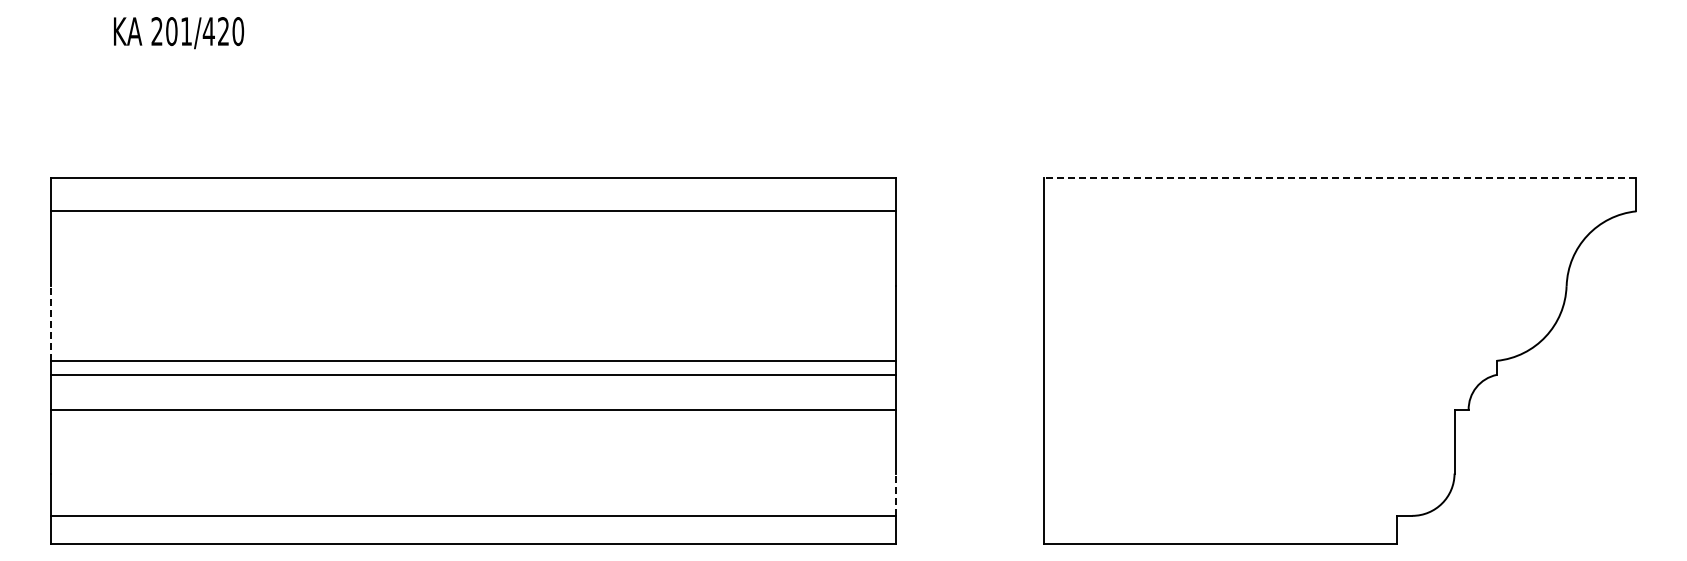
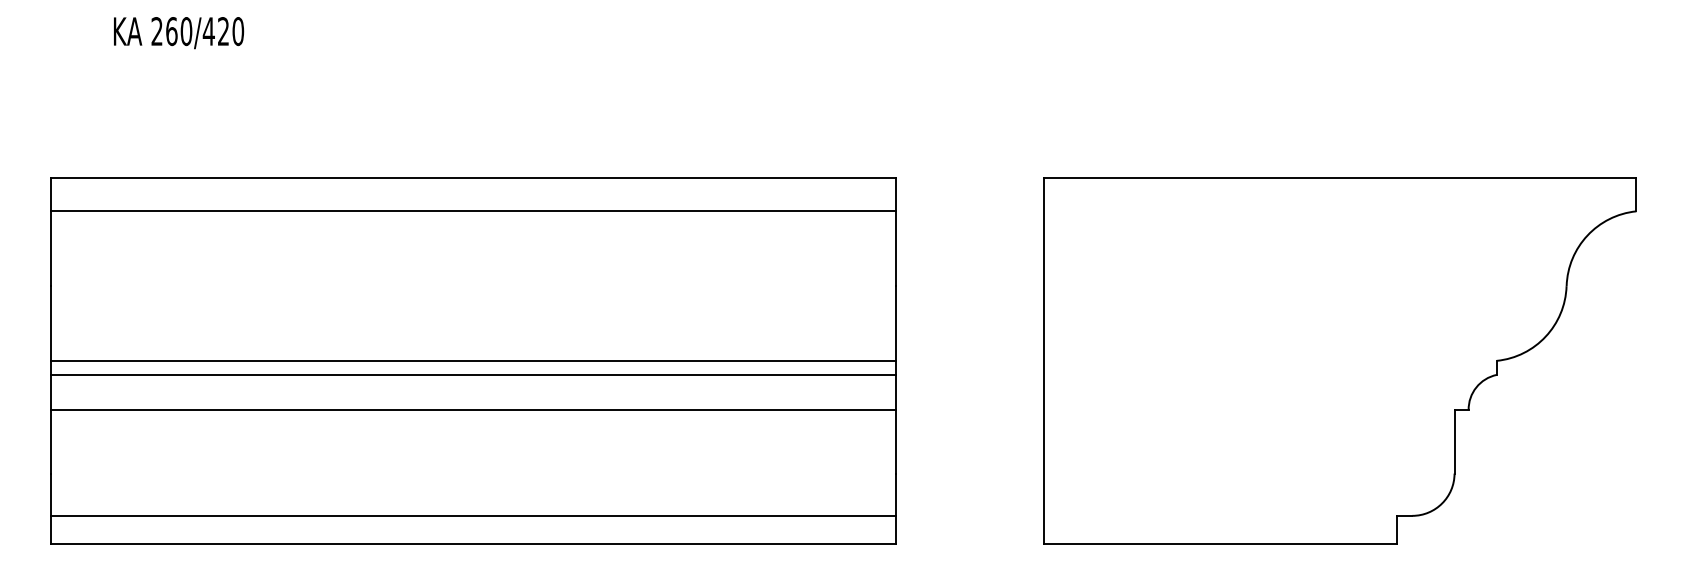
text: 201/420 -> 260/420 (179, 31)
line: dashed -> solid (1339, 177)
line: dashed -> solid (50, 322)
line: dashed -> solid (896, 494)
